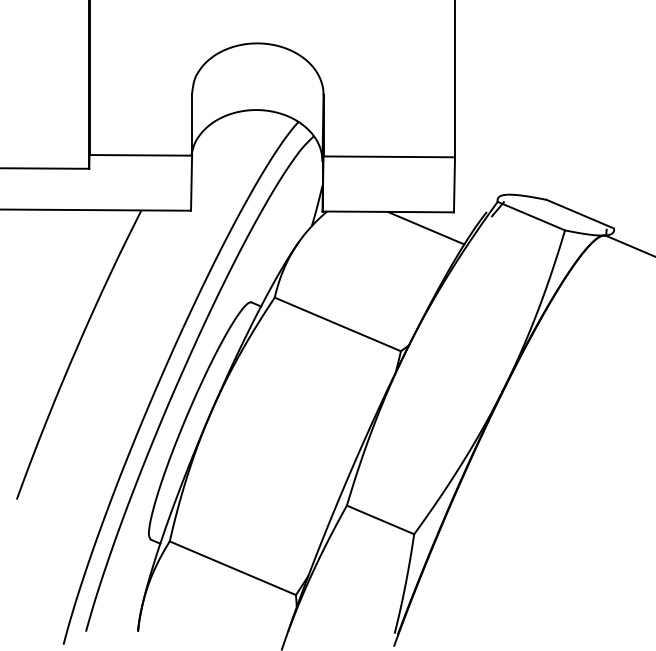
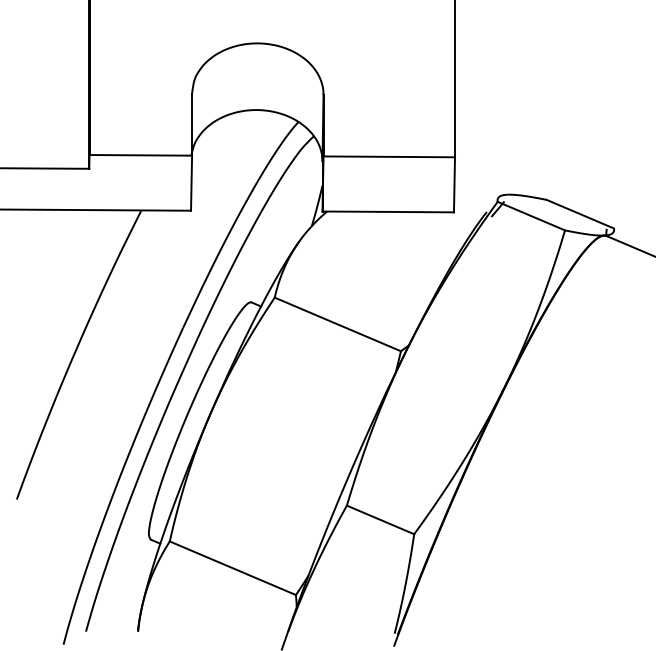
line: present -> none (425, 227)
